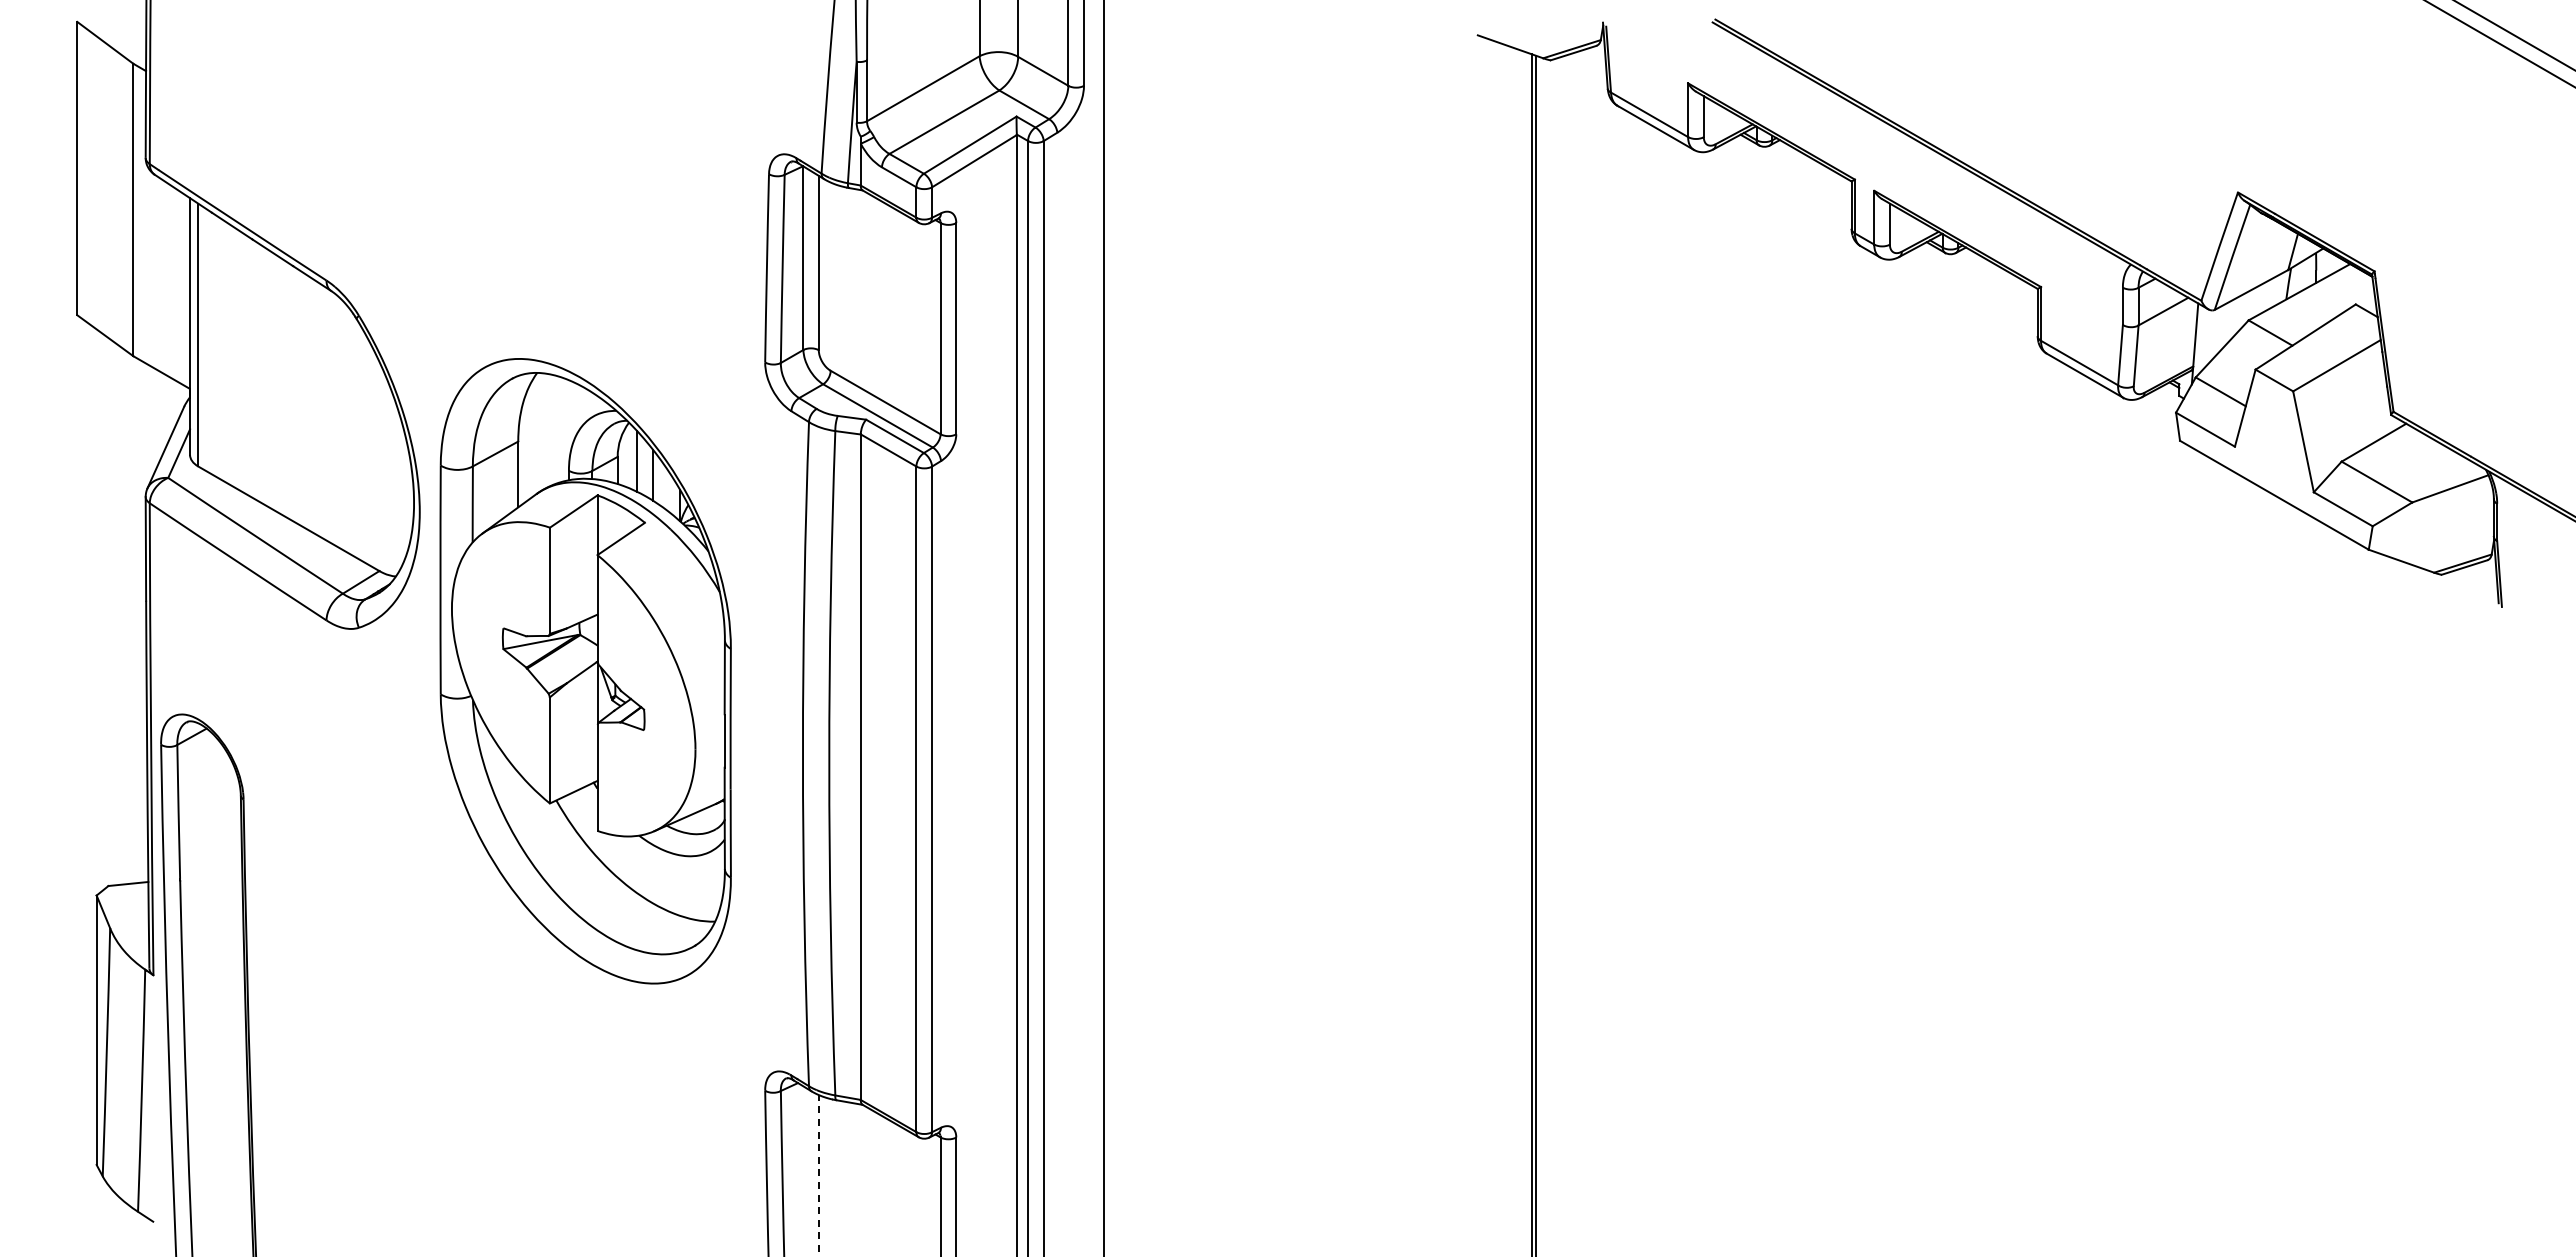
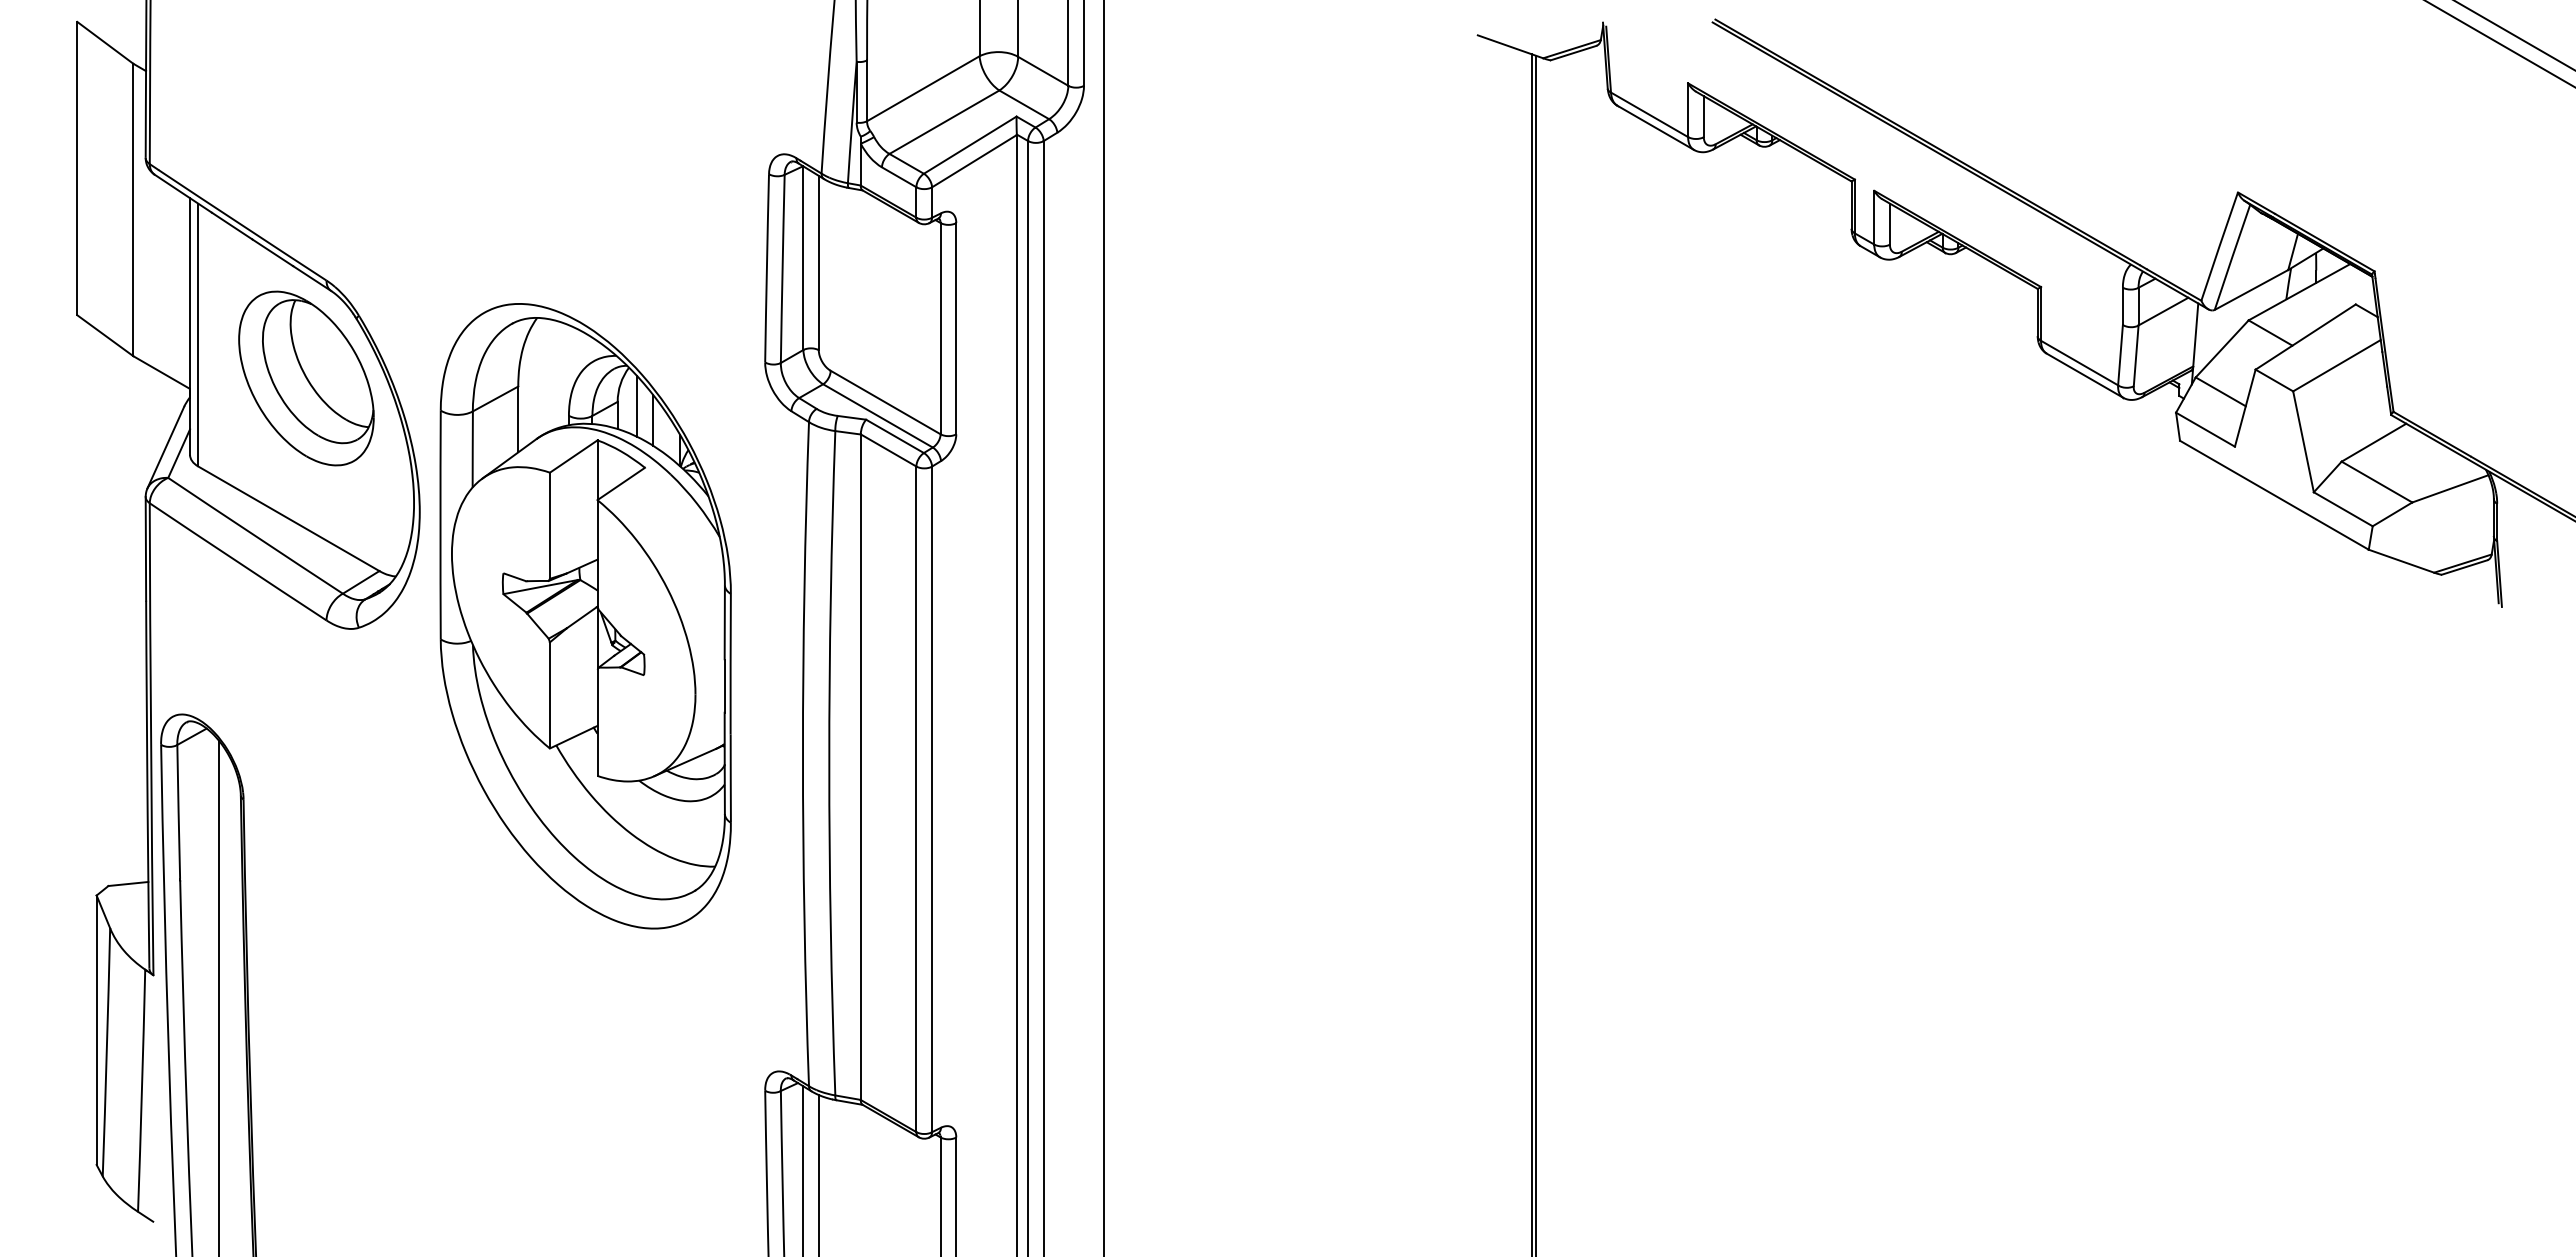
part: none -> present (306, 378)
part position: (585, 671) -> (585, 616) (585, 616)
line: none -> present (219, 997)
line: none -> present (803, 1169)
line: dashed -> solid (818, 1175)
